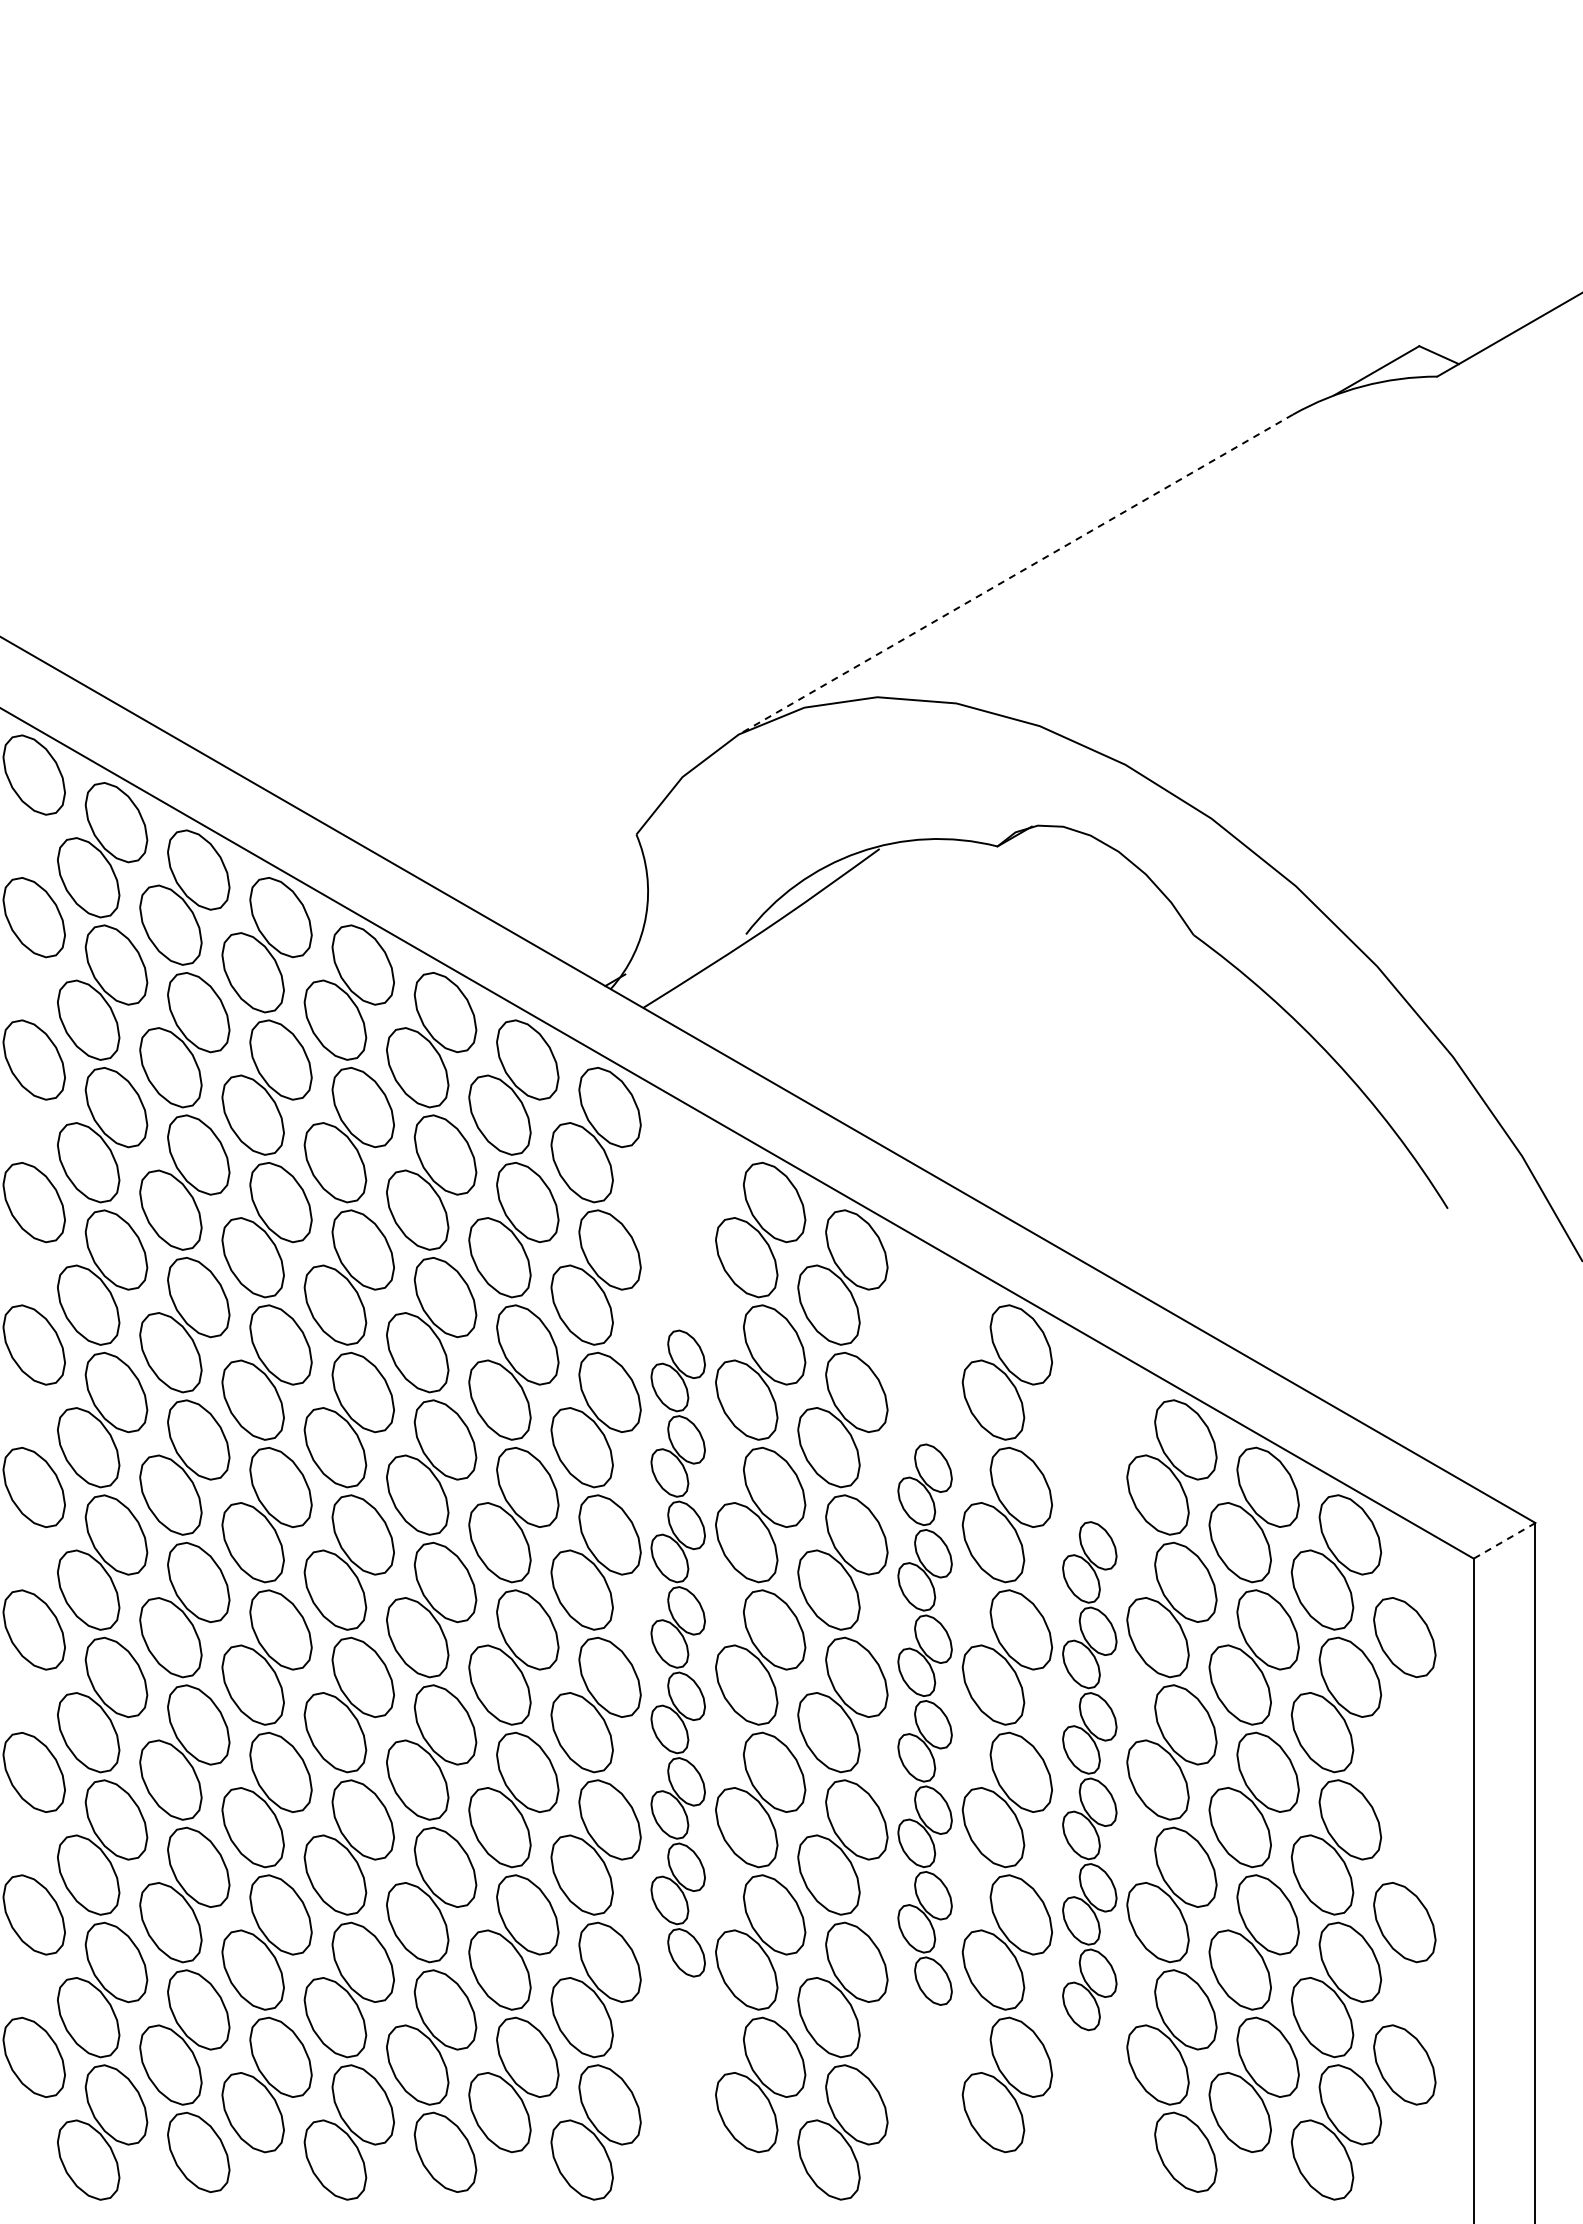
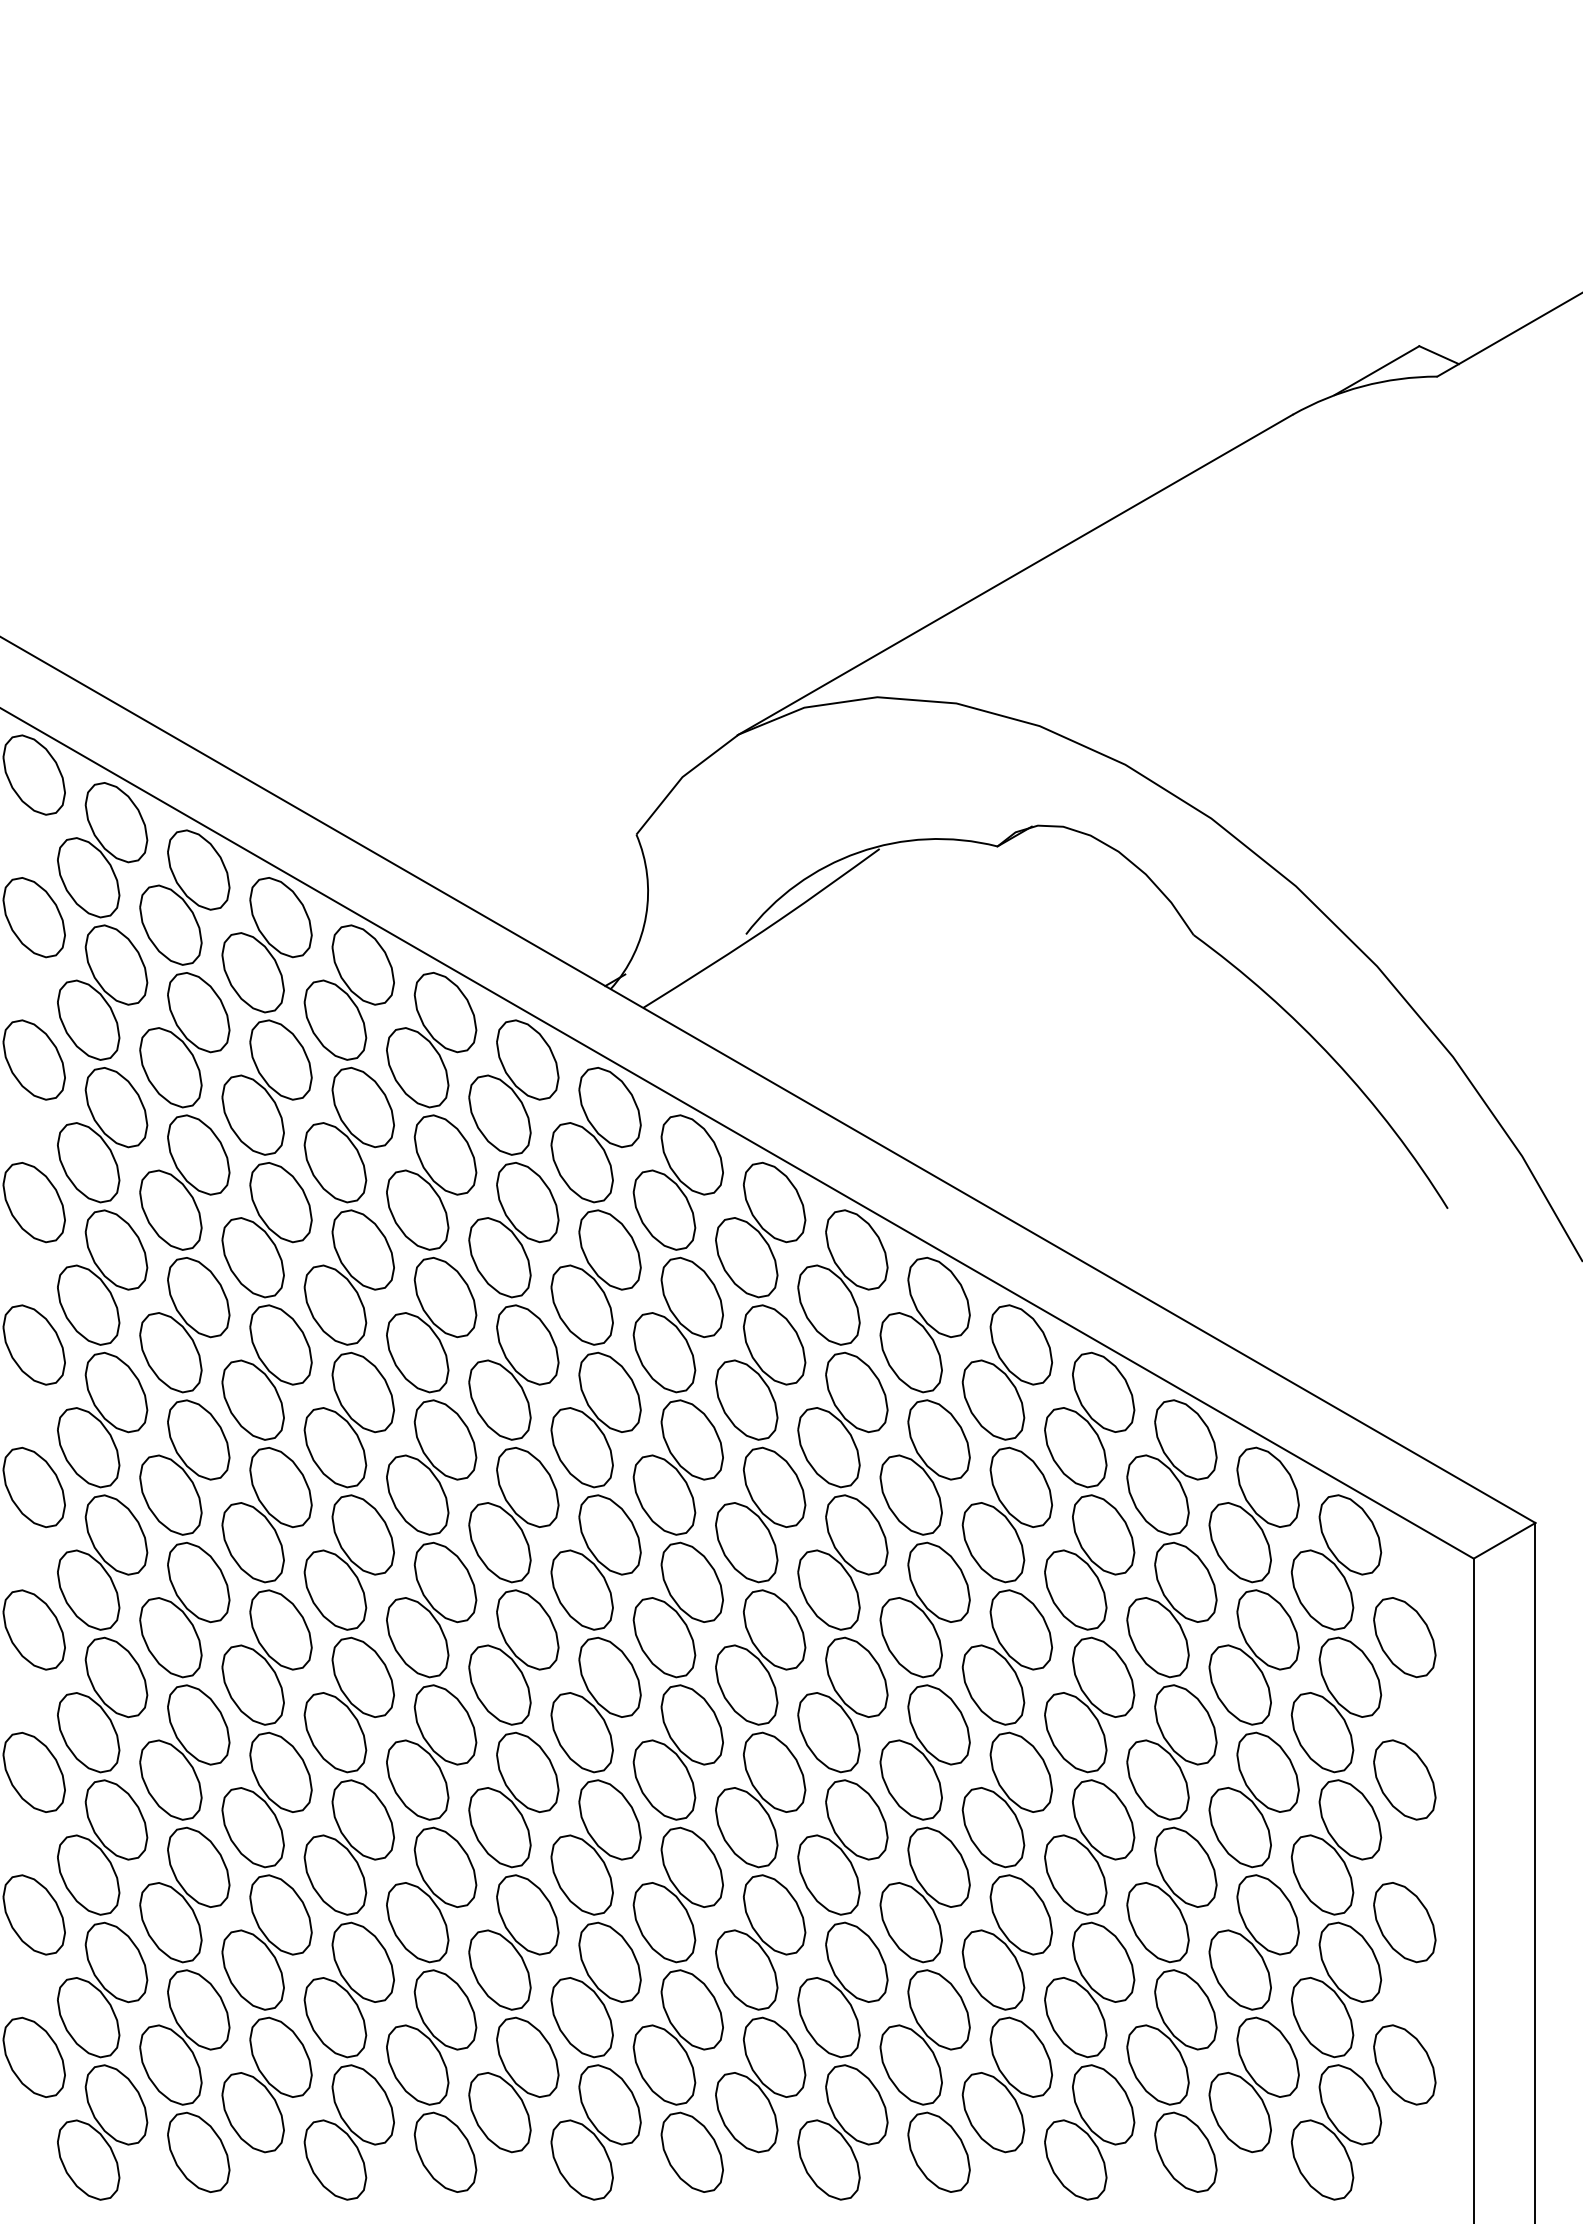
line: dashed -> solid (1015, 574)
line: dashed -> solid (1504, 1540)
part size: 56x649 px -> 92x1079 px (677, 1653)
part size: 56x563 px -> 92x937 px (924, 1724)
part size: 56x511 px -> 92x850 px (1089, 1775)
part: none -> present (1404, 1779)
